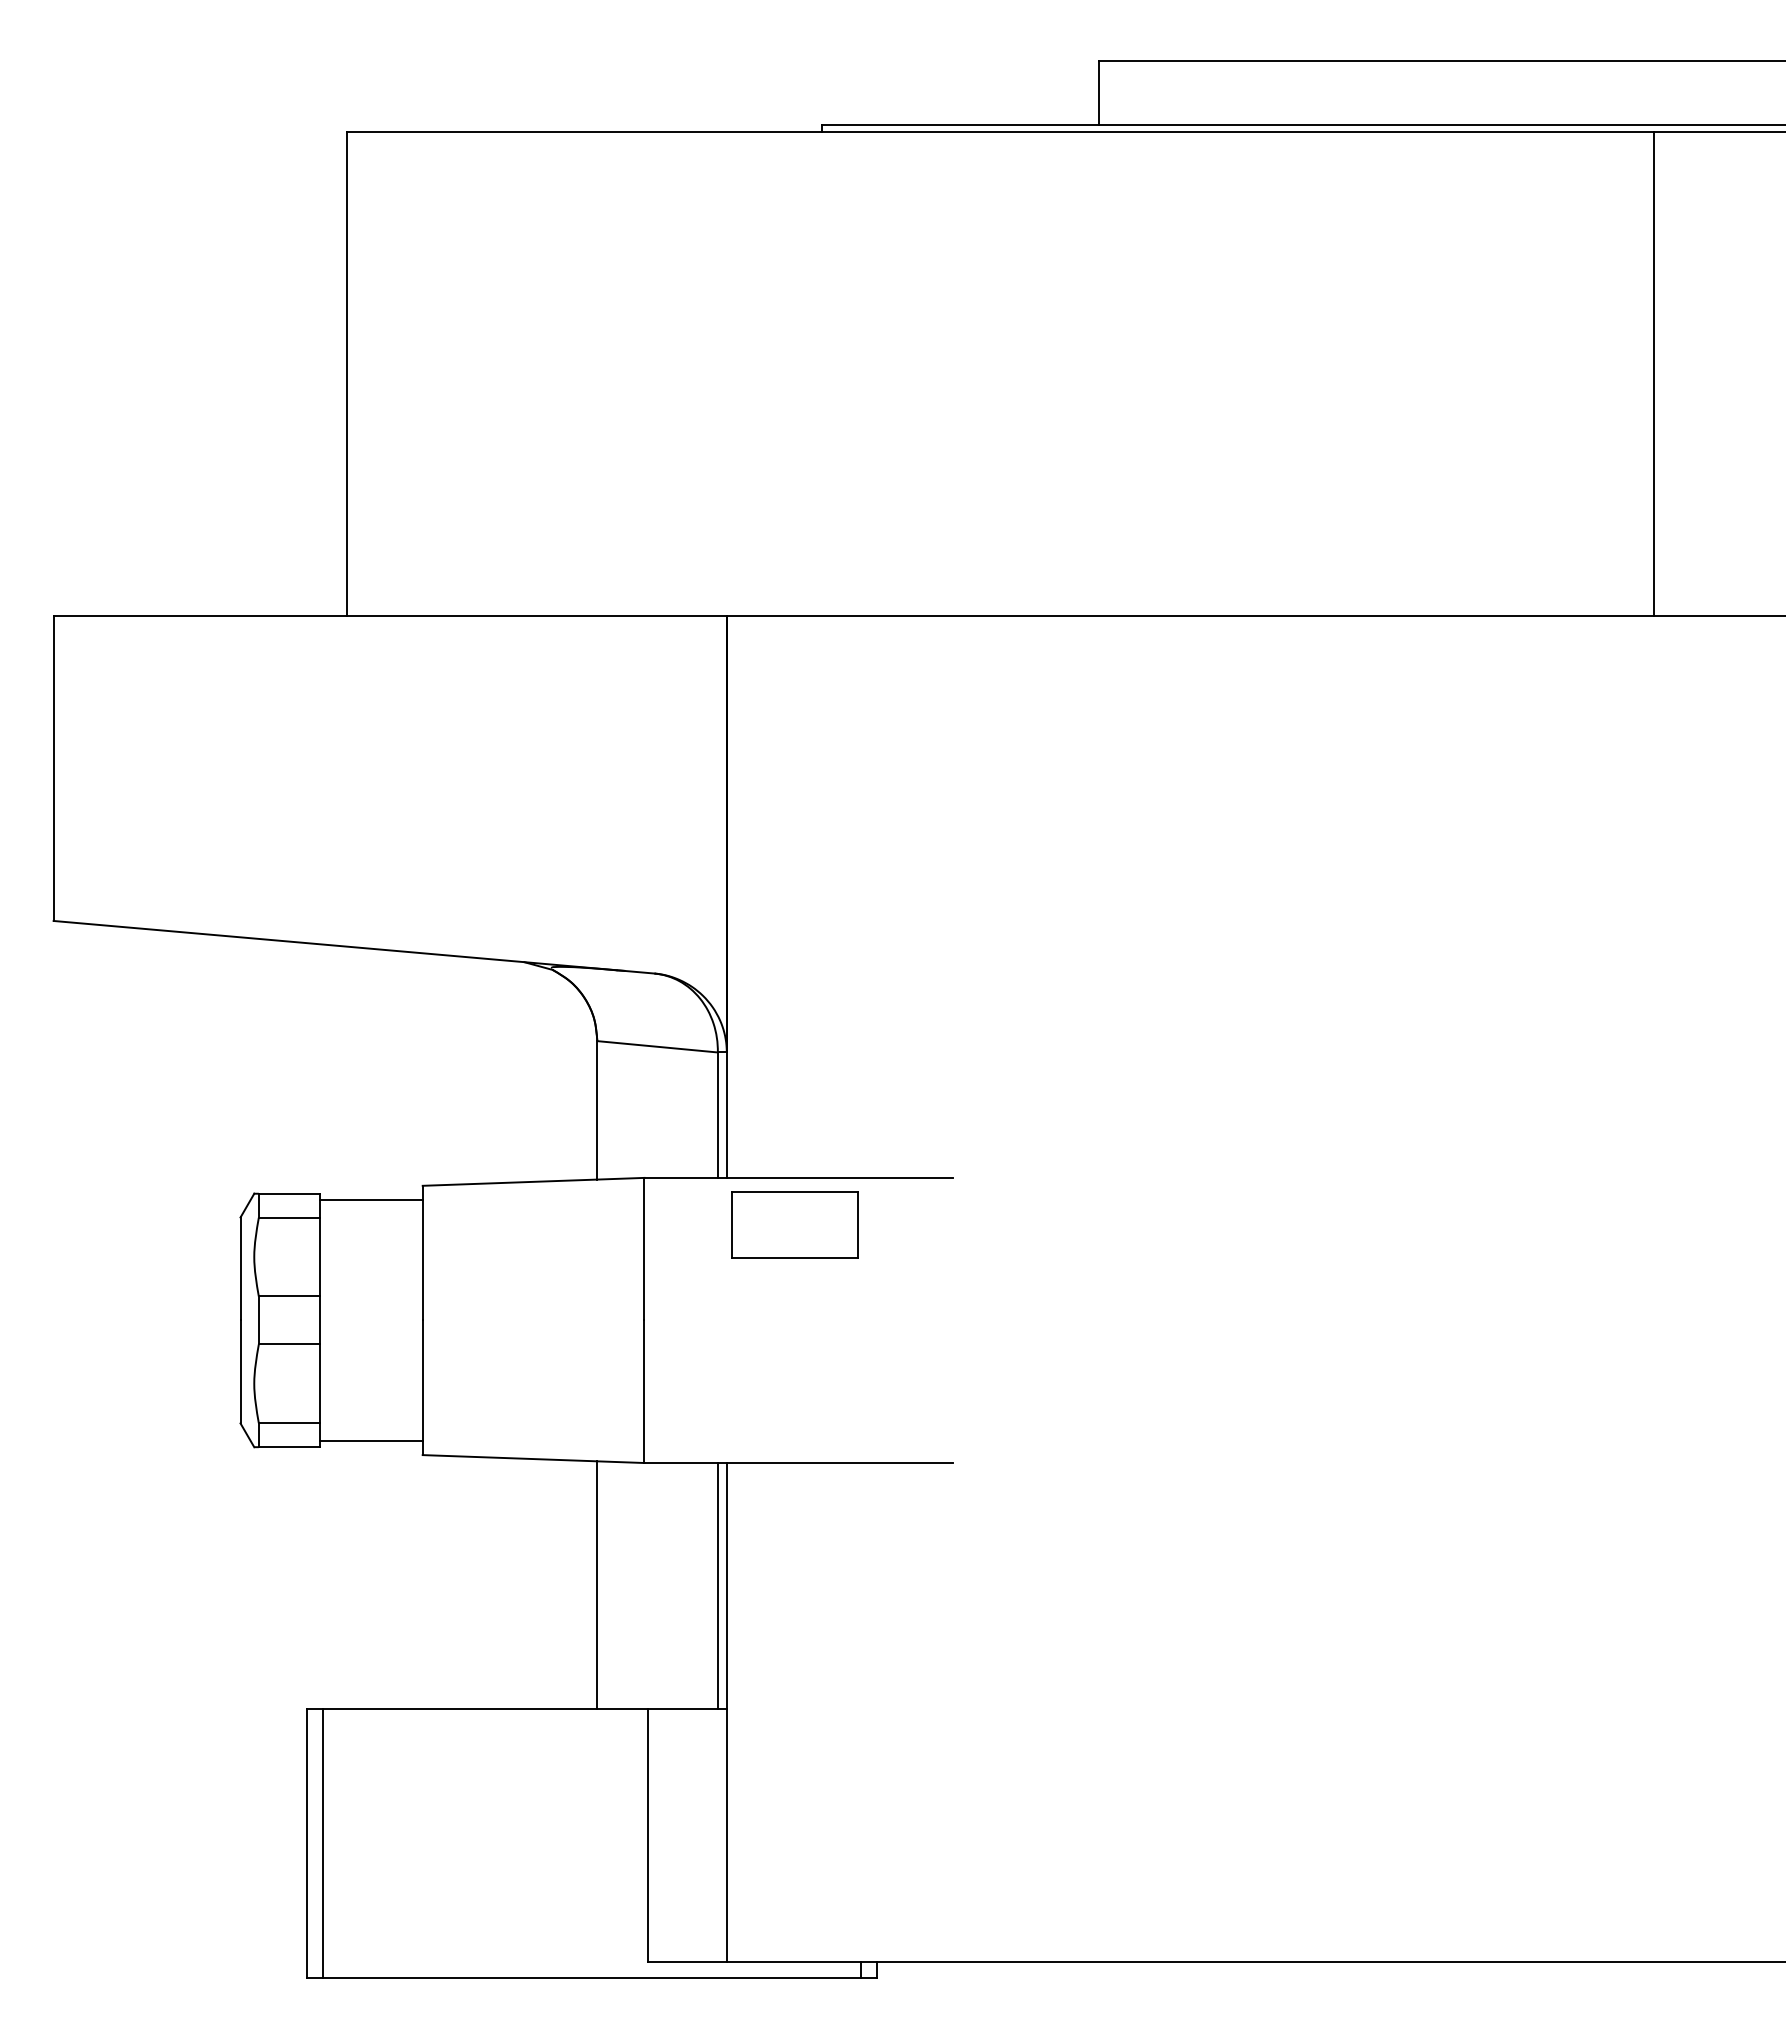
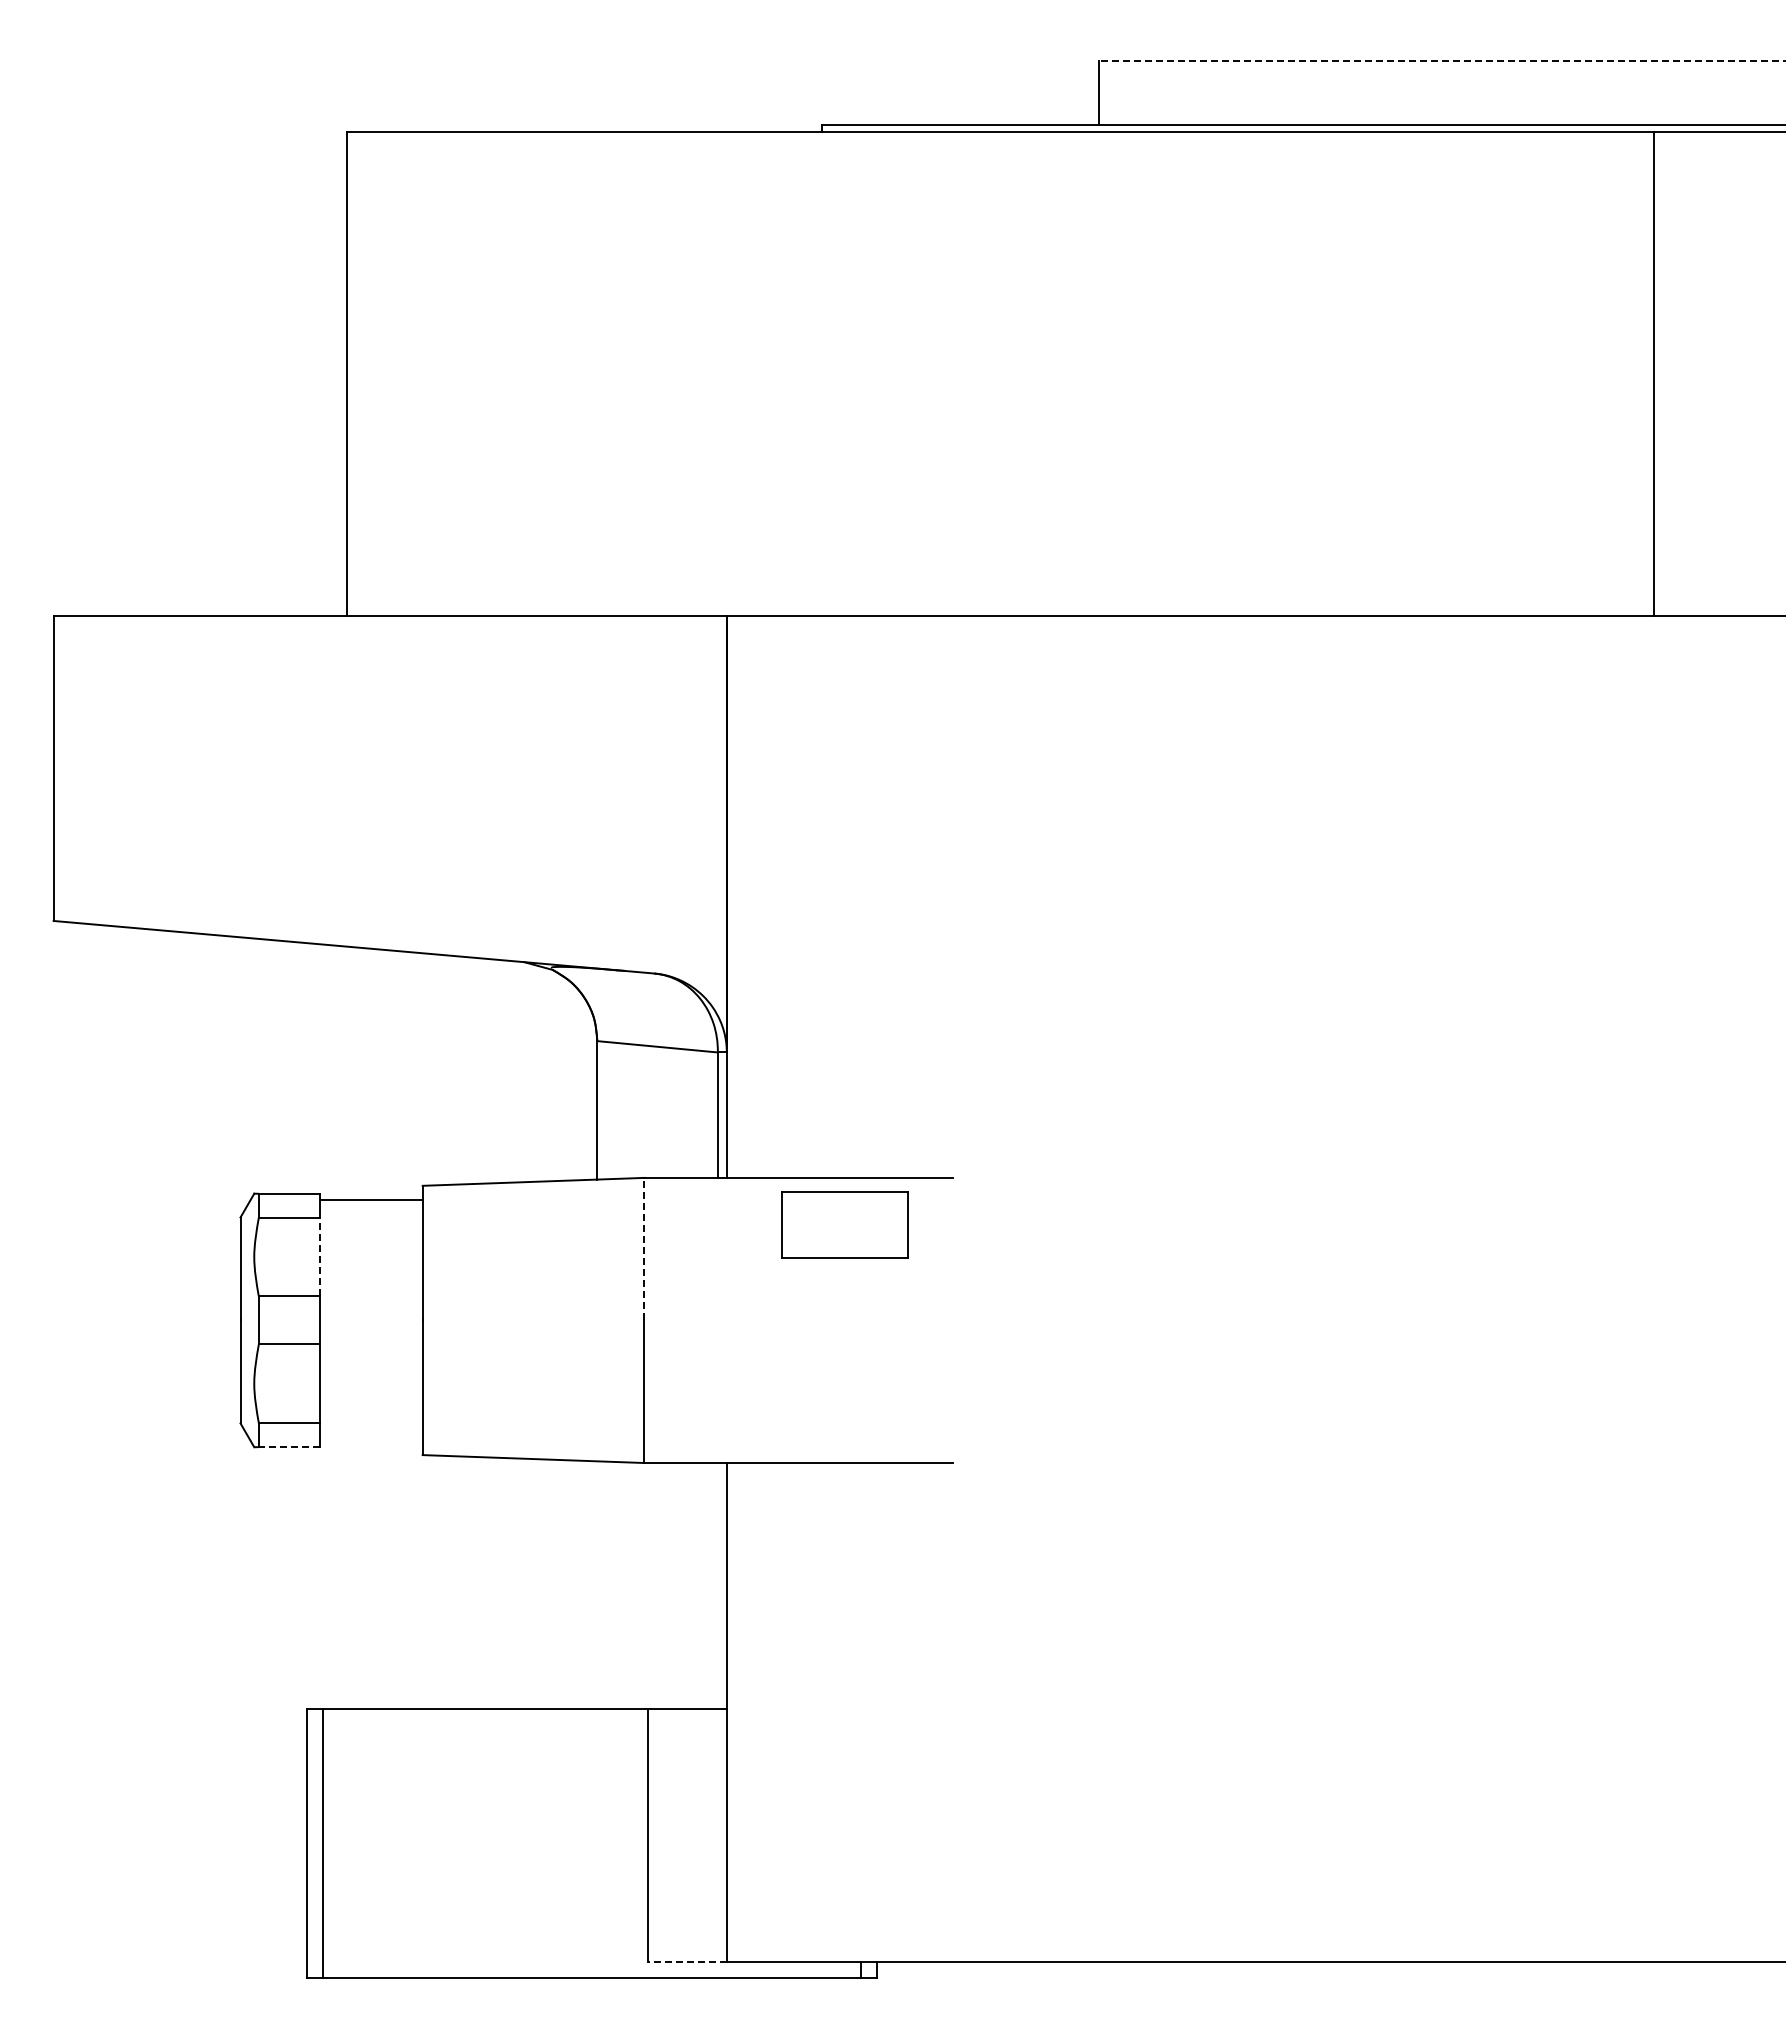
line: solid -> dashed (1442, 61)
part position: (794, 1224) -> (844, 1224) (844, 1224)
line: solid -> dashed (644, 1248)
line: solid -> dashed (319, 1256)
line: present -> none (370, 1440)
line: solid -> dashed (288, 1447)
line: present -> none (597, 1584)
line: present -> none (717, 1585)
line: solid -> dashed (687, 1961)
